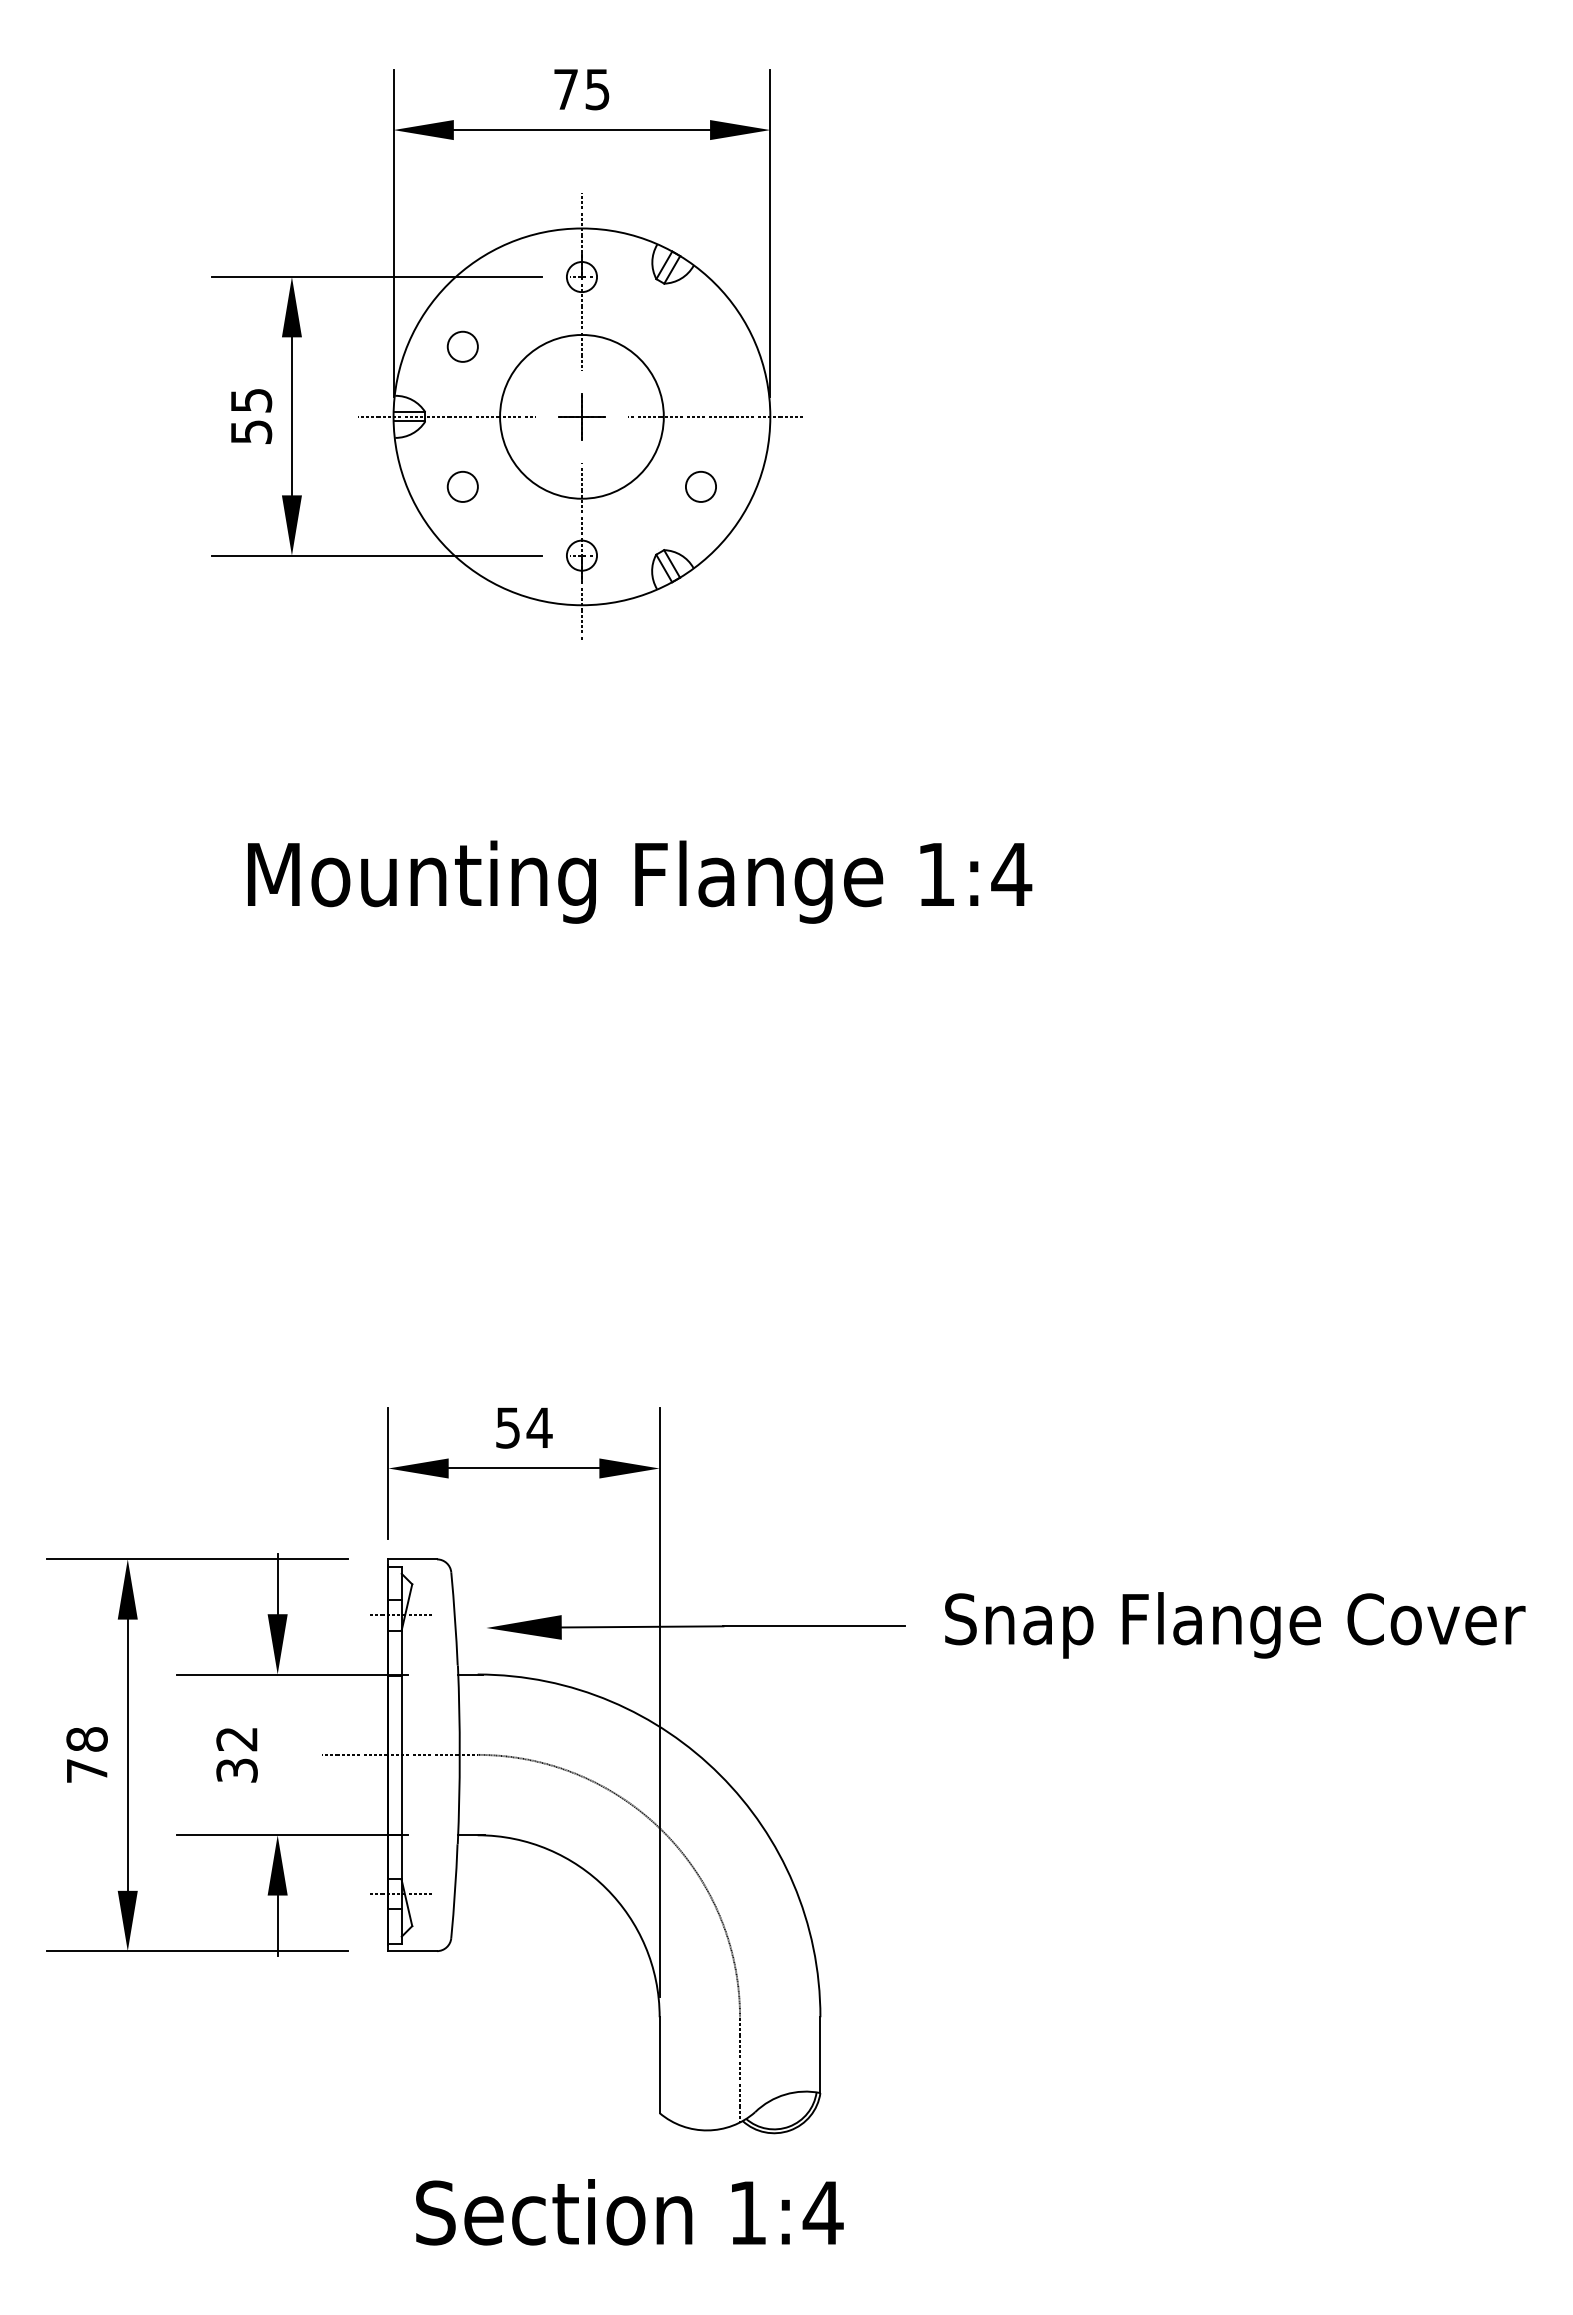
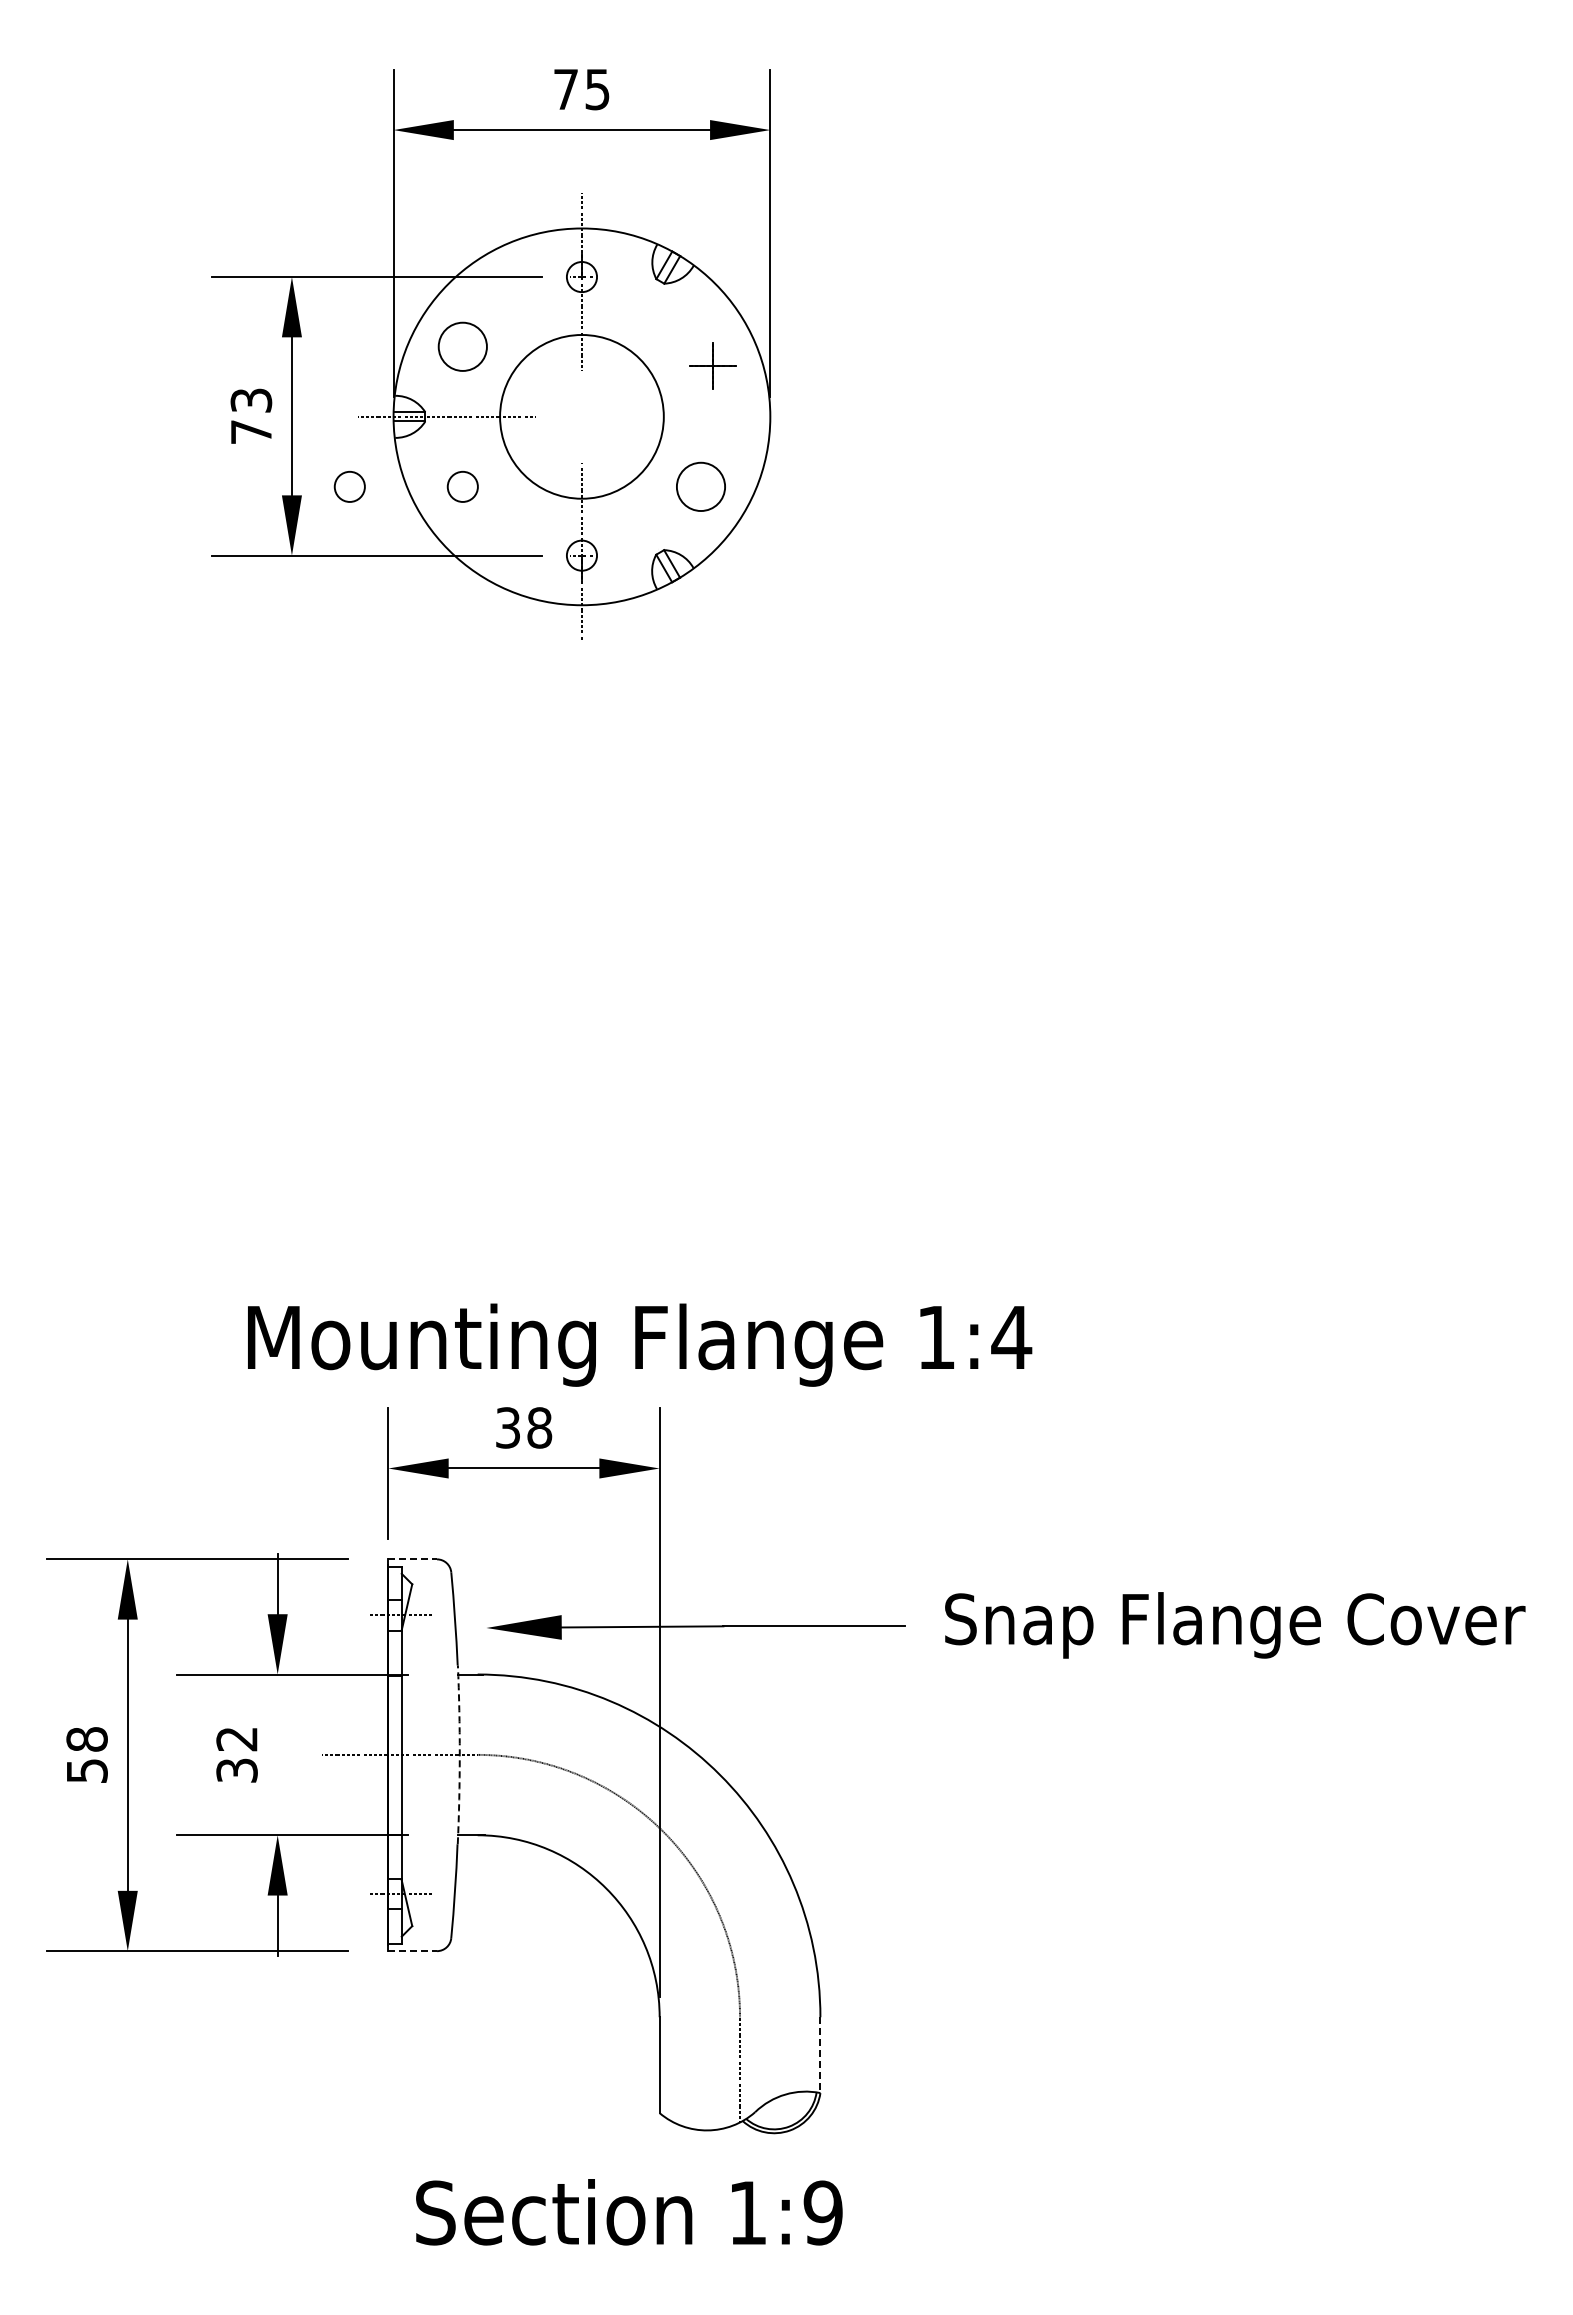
circle diameter: 30 px -> 48 px (462, 346)
text: 55 -> 73 (251, 415)
part position: (581, 416) -> (712, 365) (712, 365)
line: present -> none (717, 416)
circle: none -> present (349, 486)
circle diameter: 30 px -> 48 px (700, 486)
text position: (640, 881) -> (640, 1344) (640, 1344)
text: 54 -> 38 (524, 1427)
line: solid -> dashed (413, 1559)
arc: solid -> dashed (459, 1754)
text: 78 -> 58 (87, 1770)
line: solid -> dashed (413, 1951)
line: solid -> dashed (820, 2055)
text: 1:4 -> 1:9 (822, 2212)
